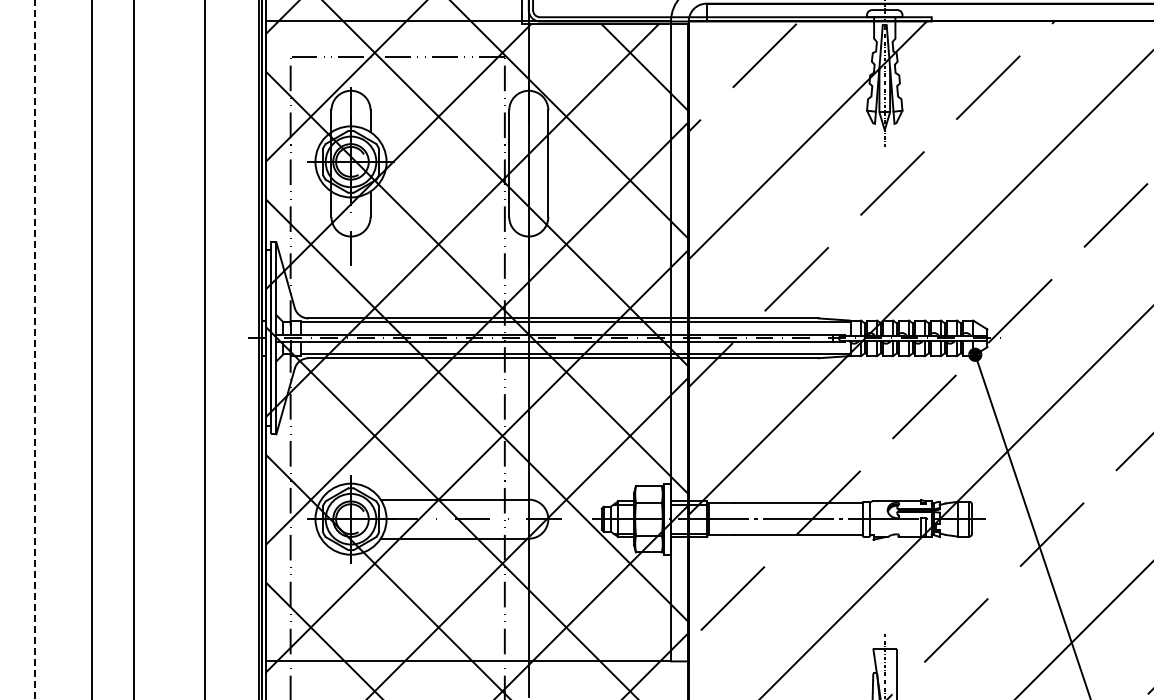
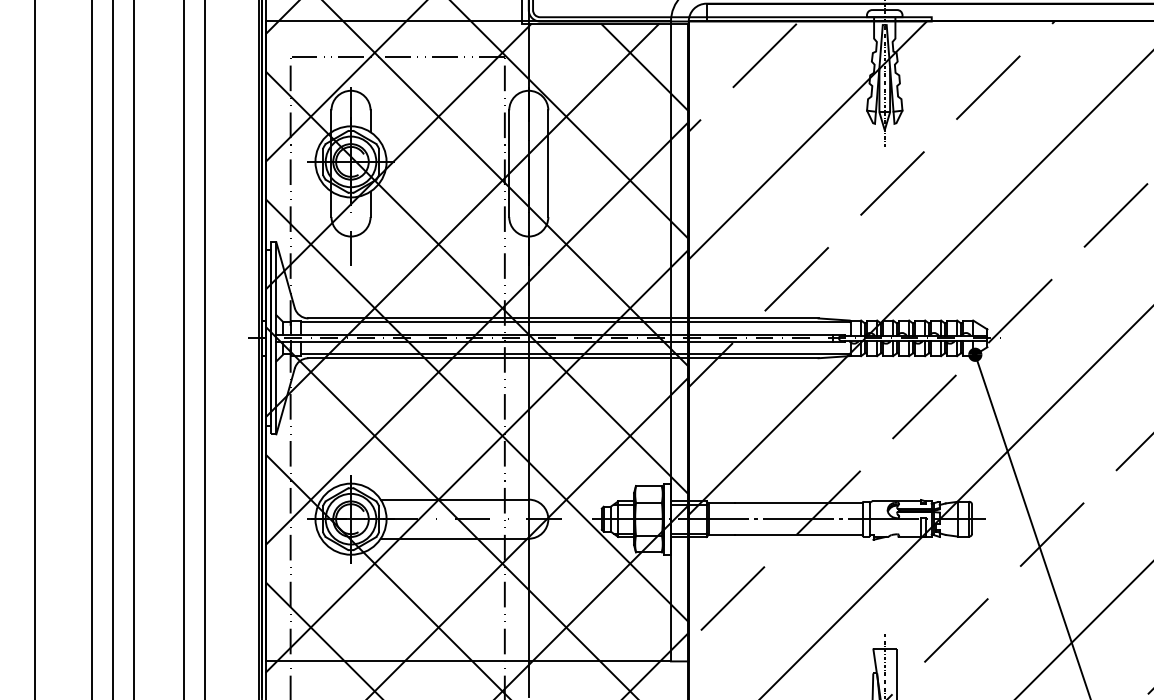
line: none -> present (112, 349)
line: none -> present (183, 349)
line: dashed -> solid (34, 350)
